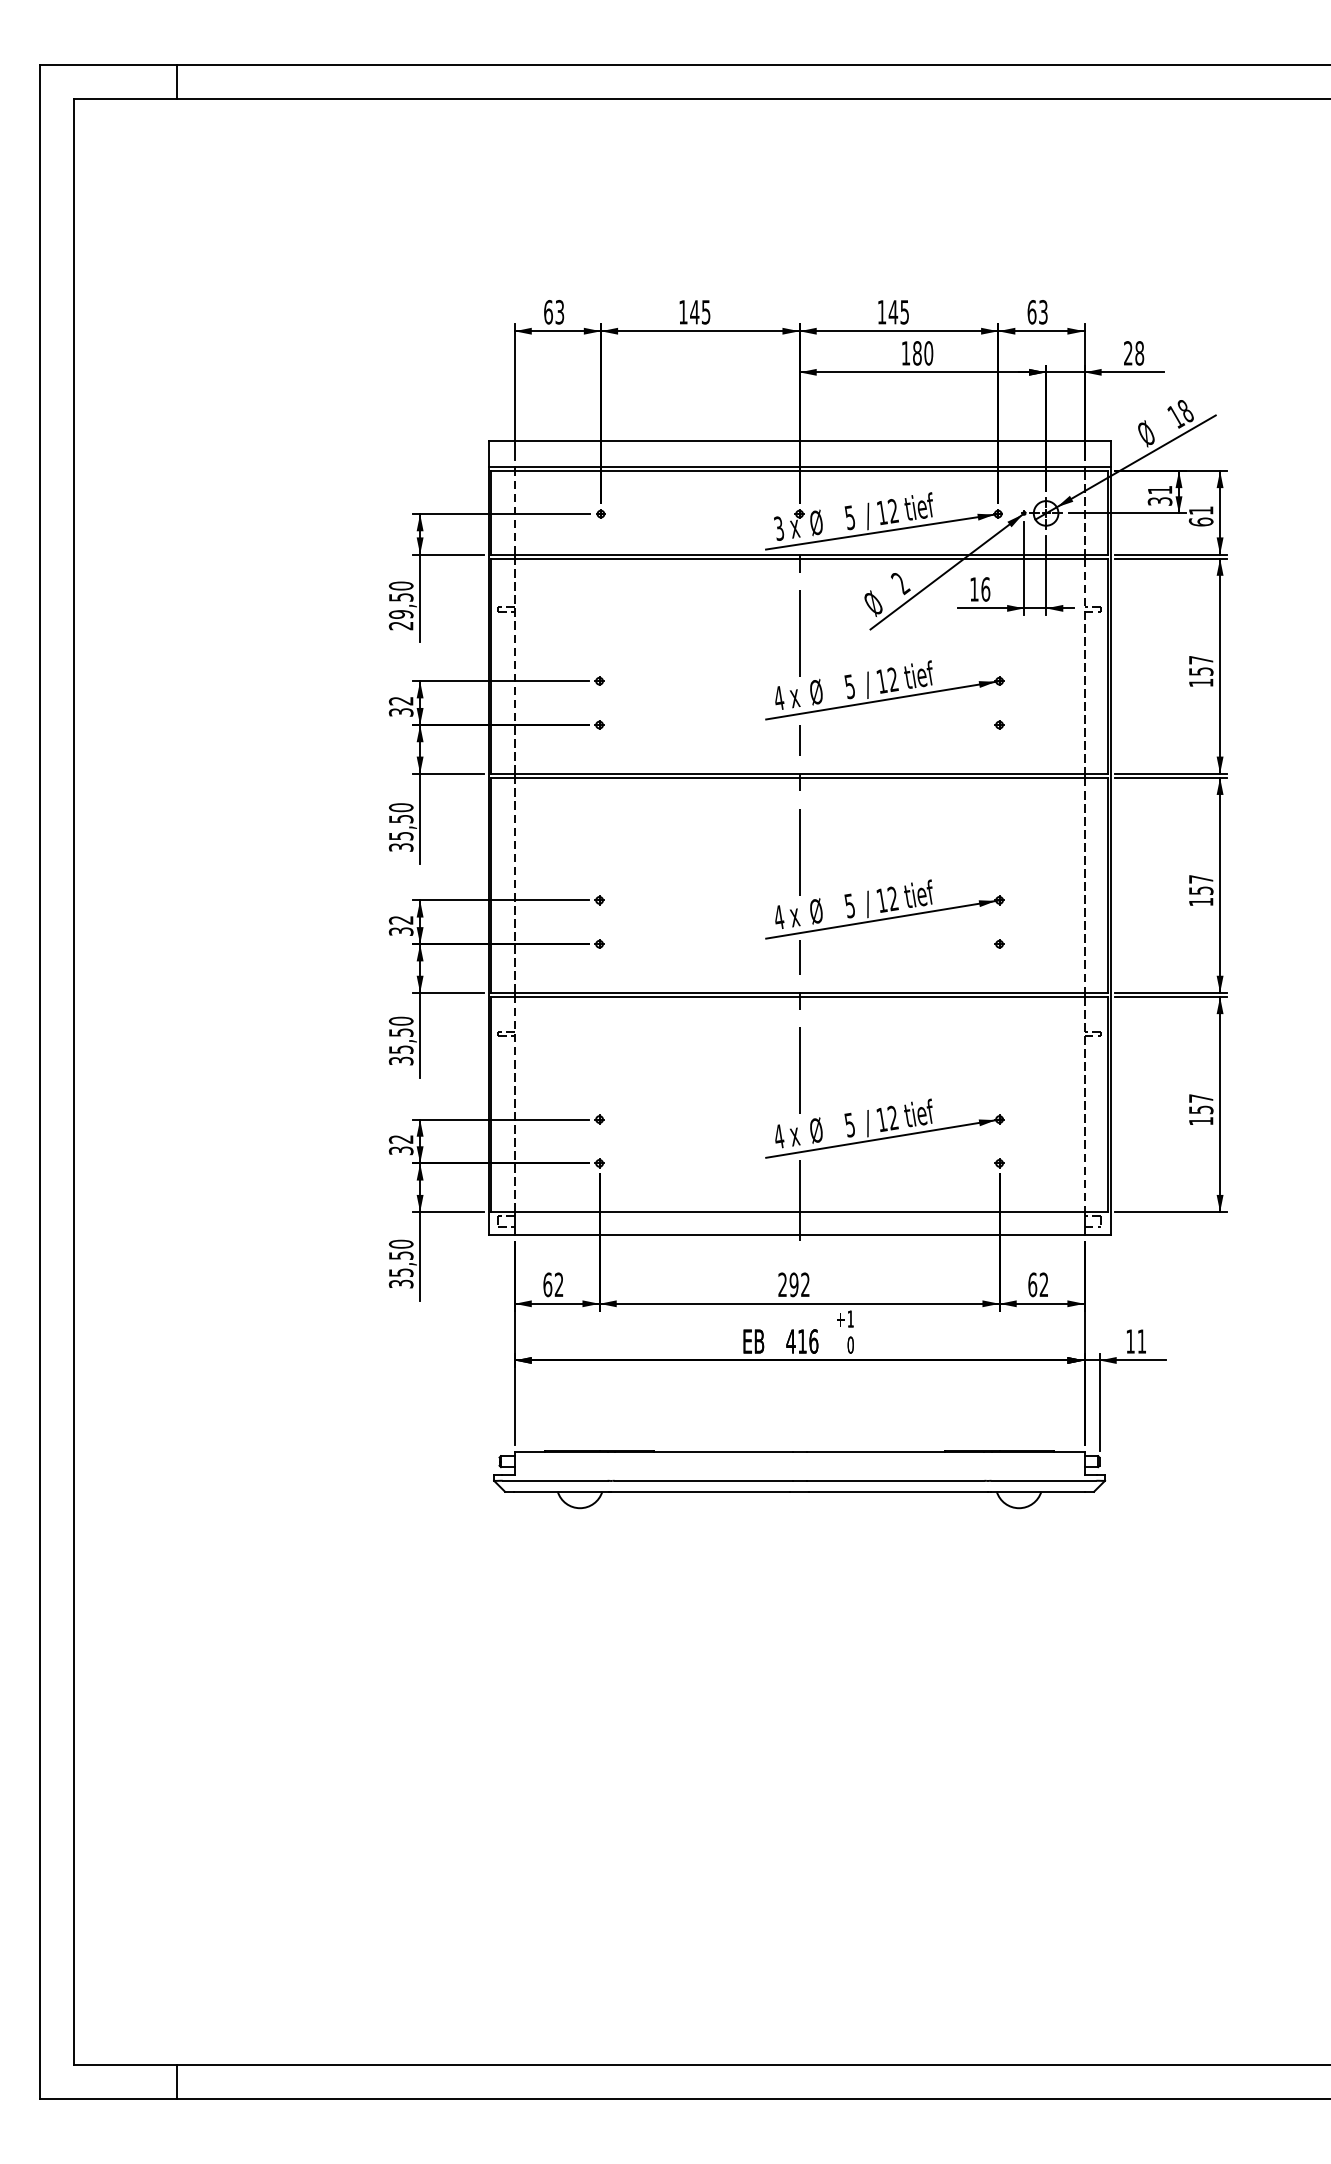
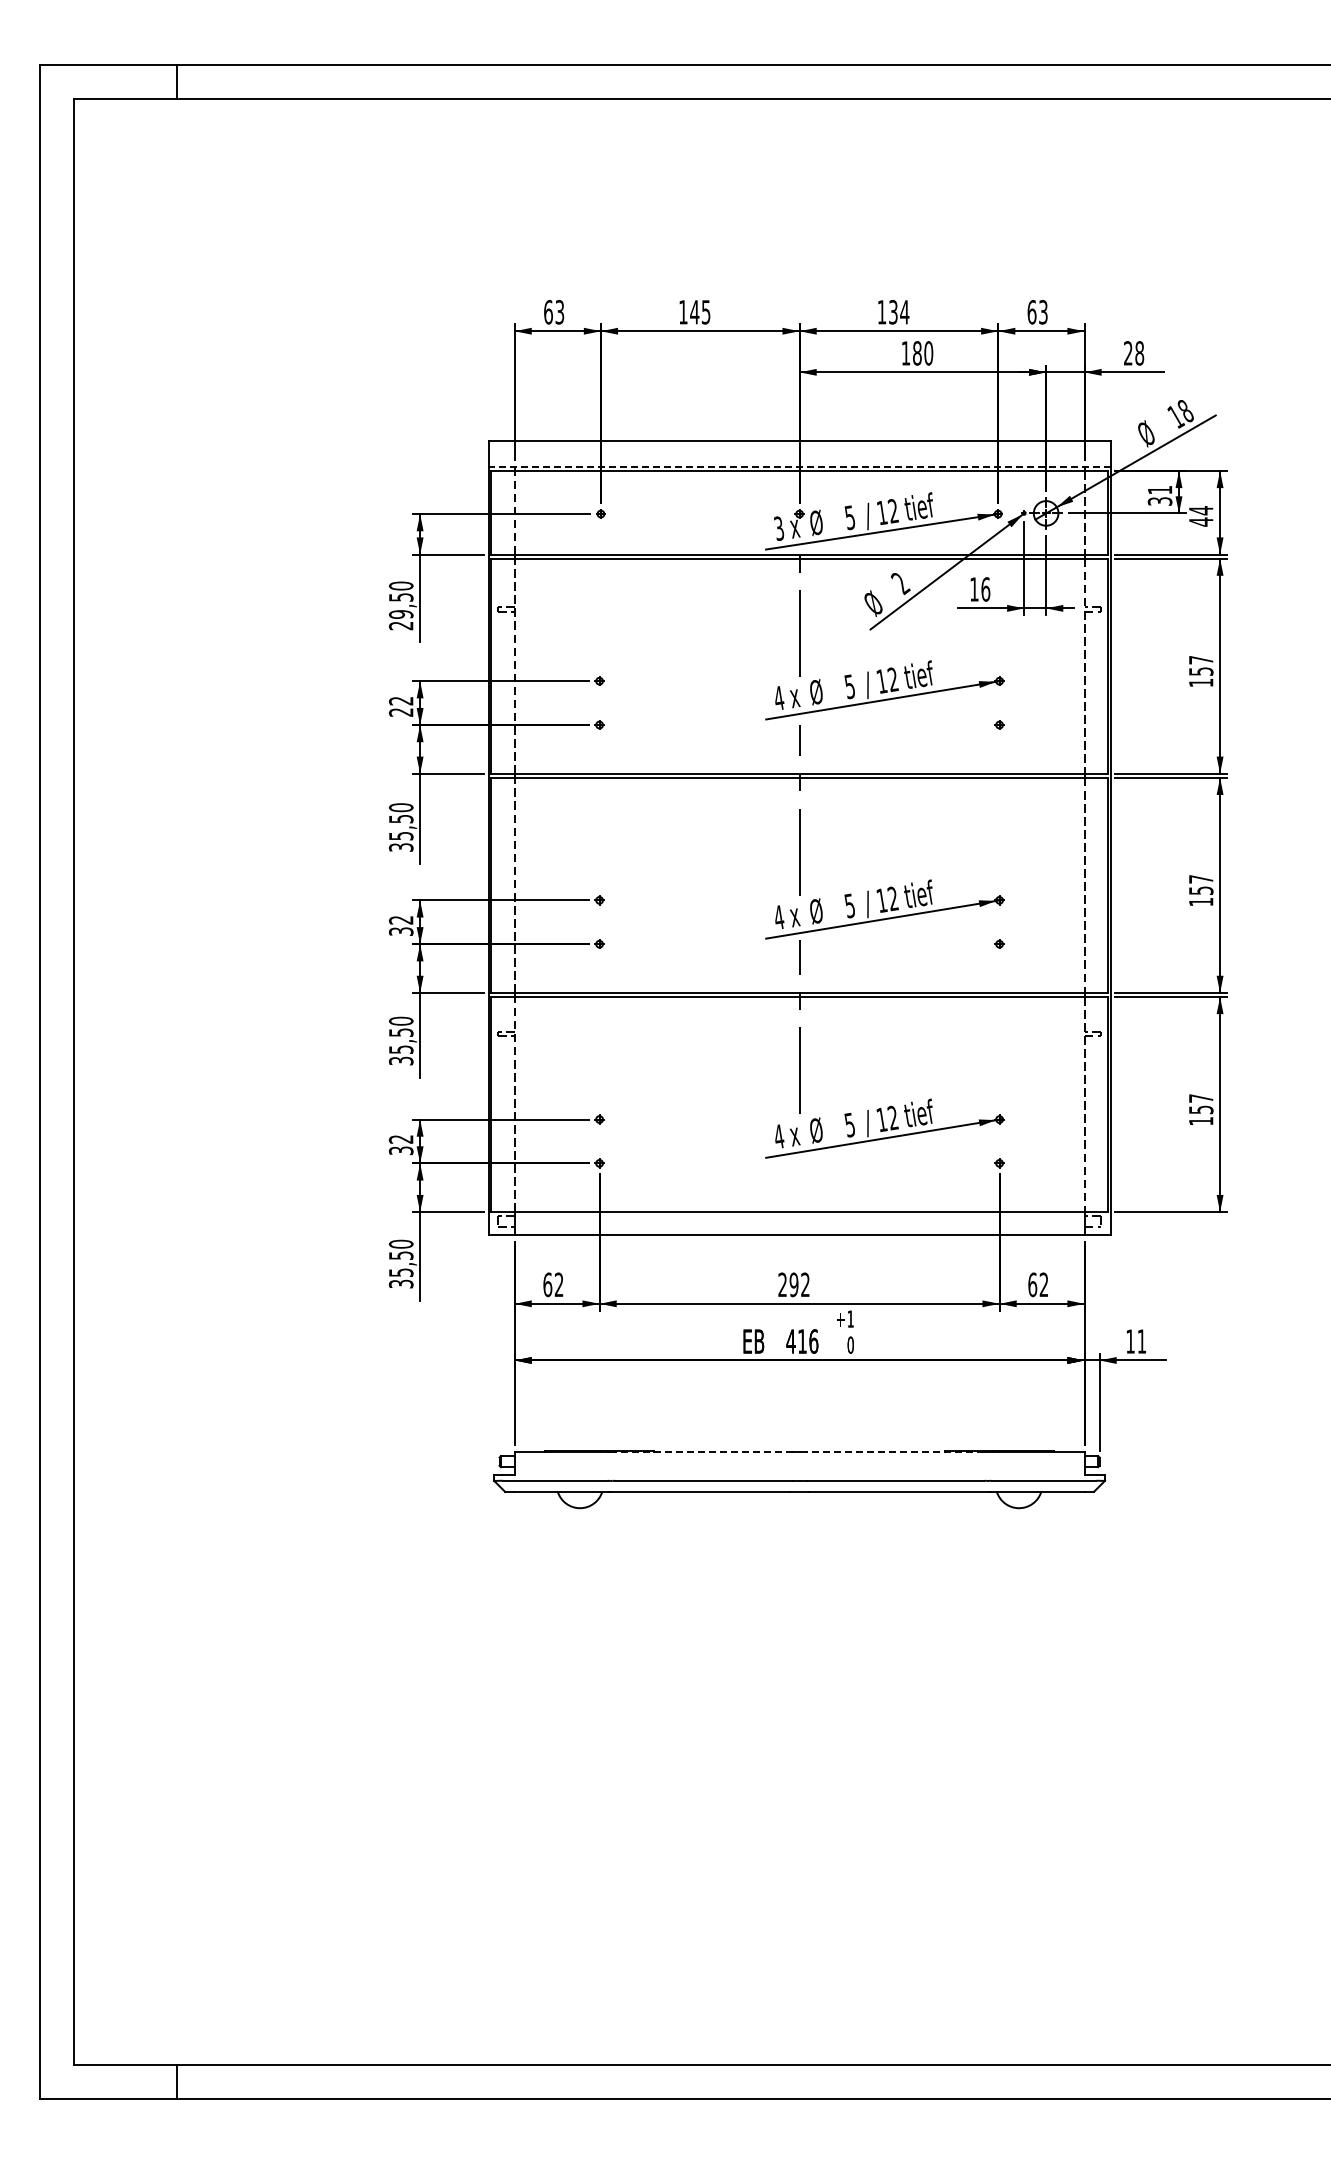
text: 145 -> 134 (898, 312)
line: solid -> dashed (799, 466)
text: 61 -> 44 (1200, 516)
text: 32 -> 22 (401, 712)
line: present -> none (799, 1200)
line: solid -> dashed (703, 1452)
line: solid -> dashed (895, 1452)
